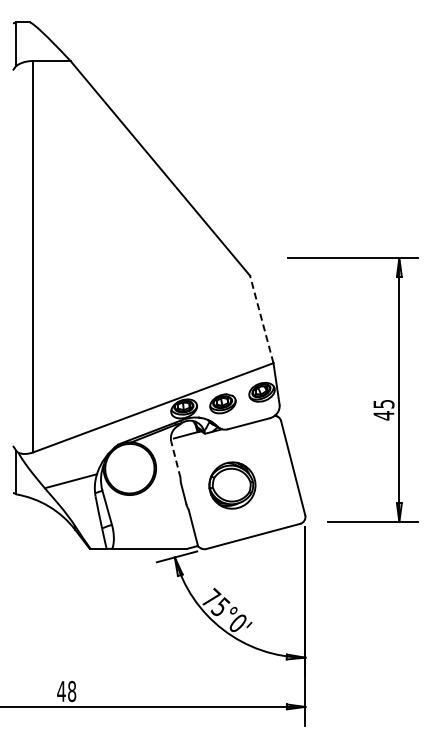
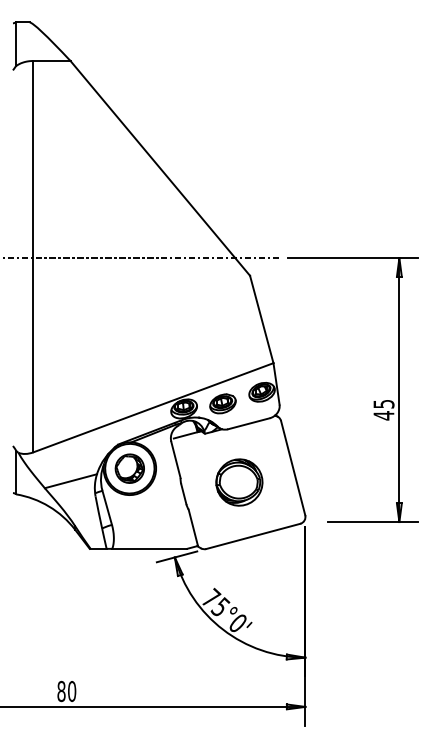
line: none -> present (140, 258)
line: dashed -> solid (261, 319)
line: dashed -> solid (175, 459)
part: none -> present (129, 468)
part position: (232, 485) -> (239, 482) (239, 482)
text: 48 -> 80 (66, 691)
